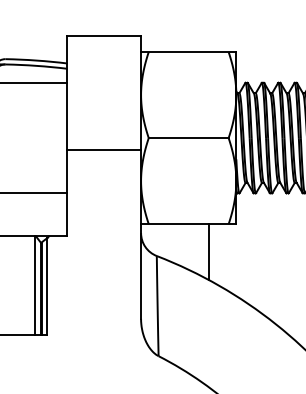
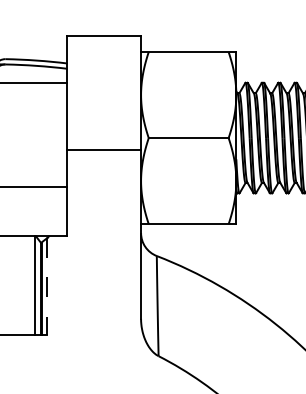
line position: (34, 193) -> (34, 187) (34, 187)
line: present -> none (208, 252)
line: solid -> dashed (47, 286)
